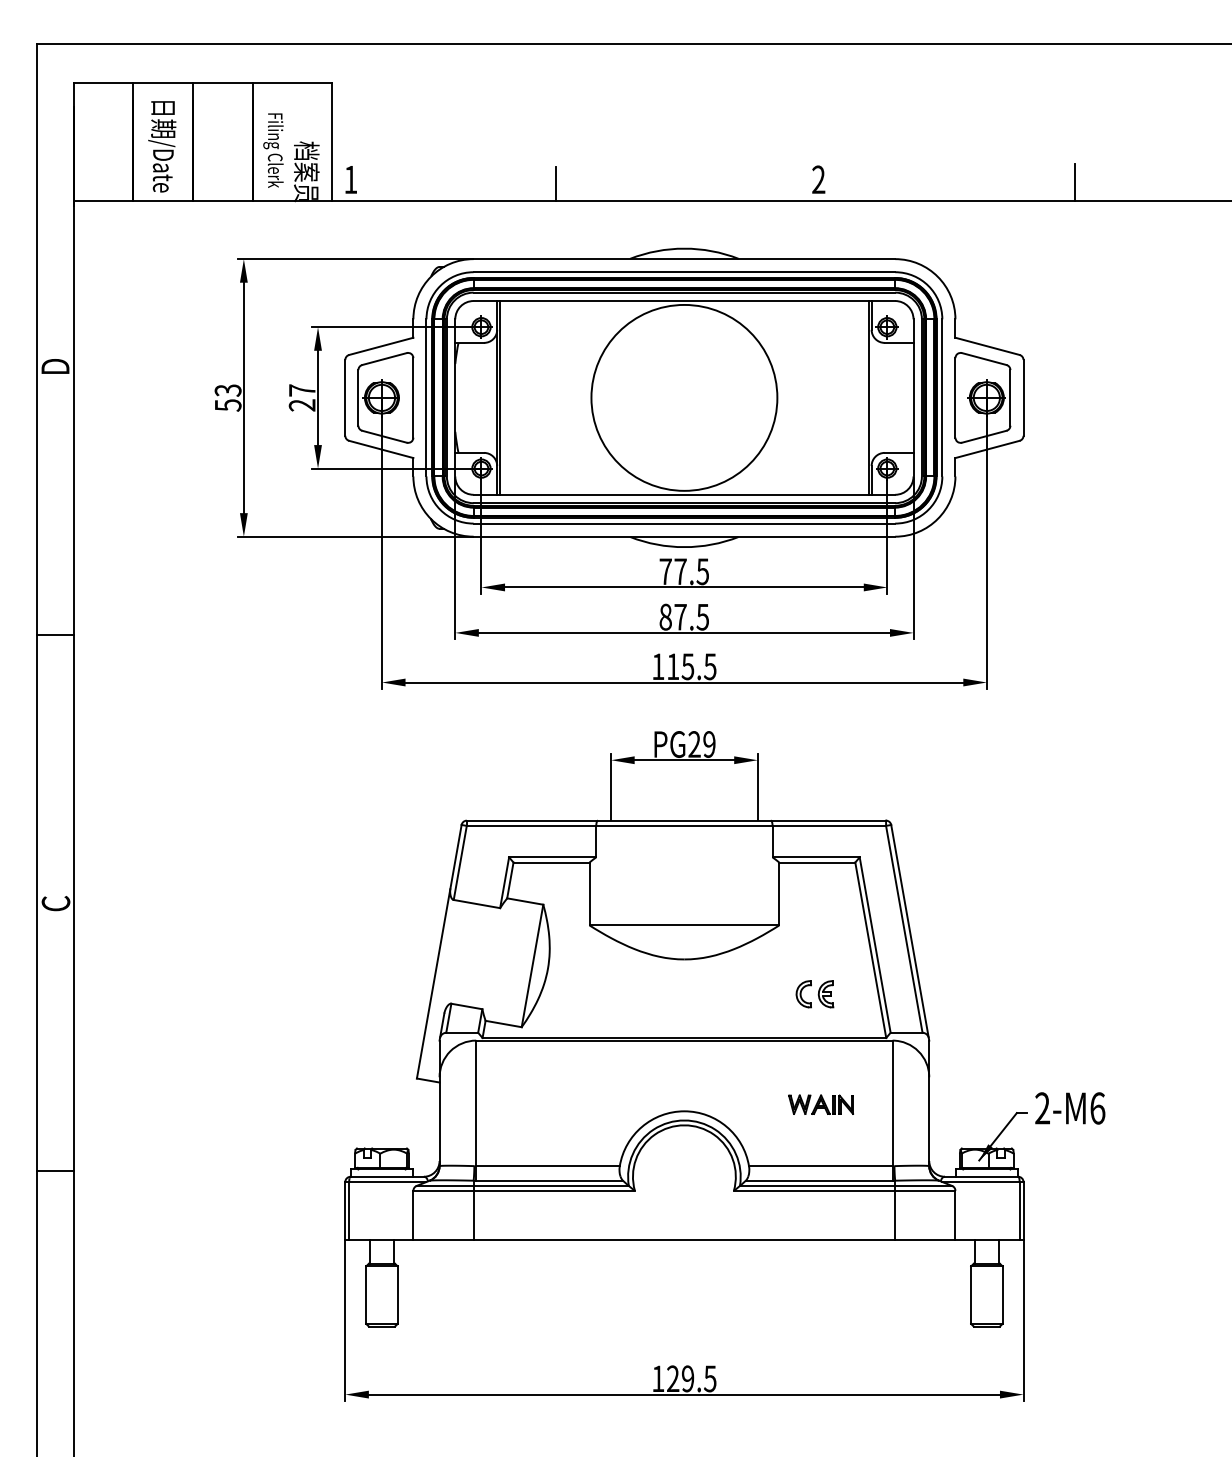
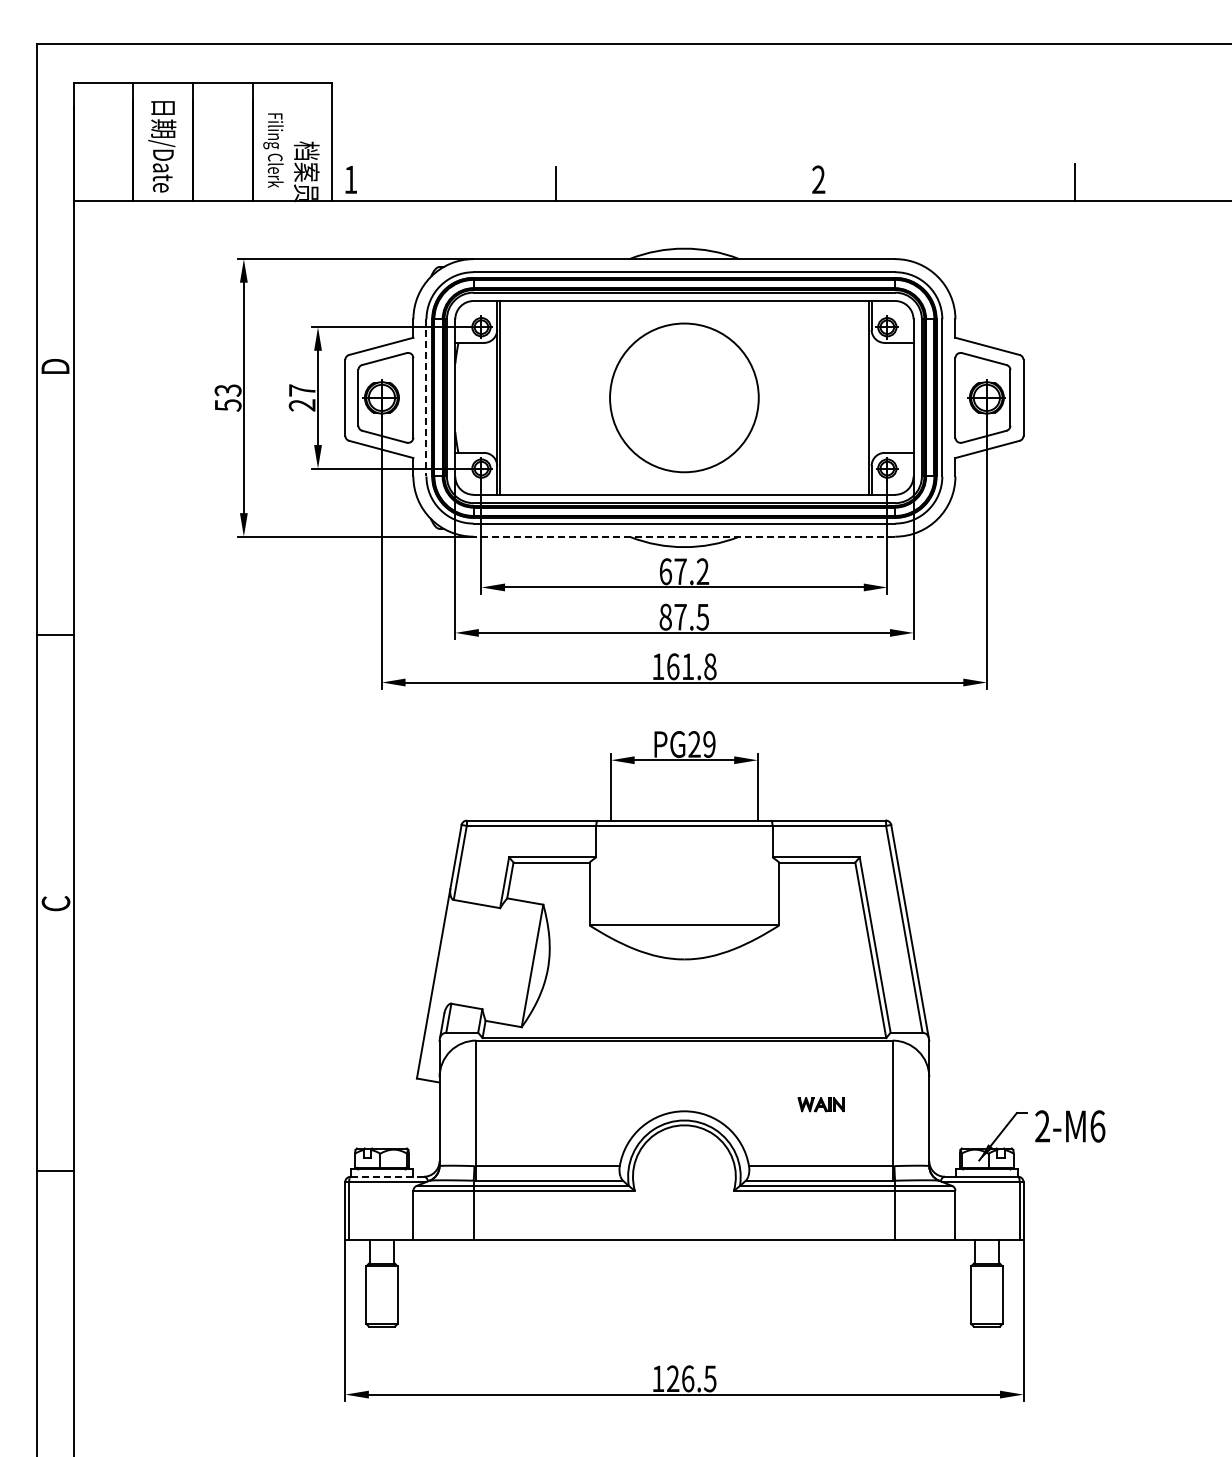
line: solid -> dashed (426, 397)
circle diameter: 186 px -> 149 px (684, 397)
line: solid -> dashed (684, 536)
text: 77.5 -> 67.2 (684, 571)
text: 115.5 -> 161.8 (691, 666)
part: present -> none (814, 994)
part size: 66x21 px -> 48x16 px (820, 1104)
text position: (1070, 1108) -> (1070, 1126) (1070, 1126)
line: solid -> dashed (387, 1176)
text: 129.5 -> 126.5 (688, 1378)
